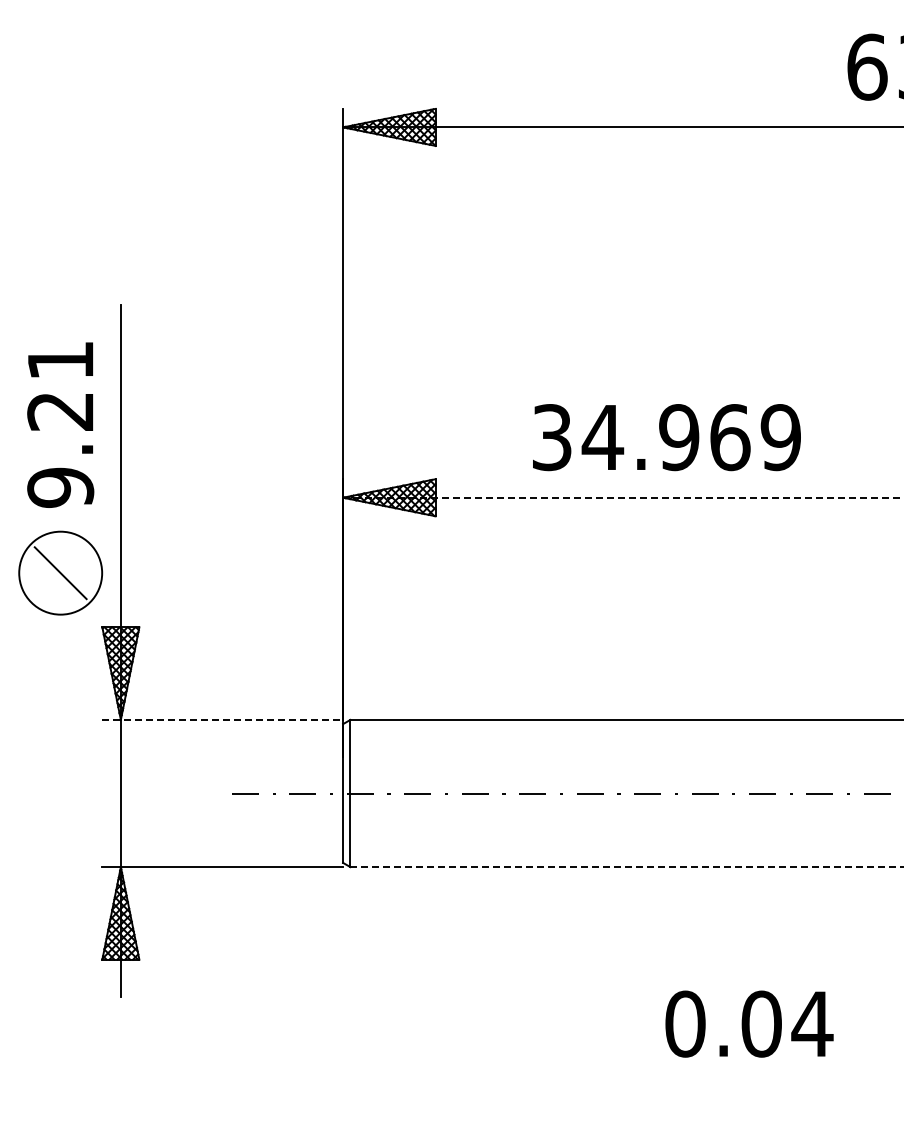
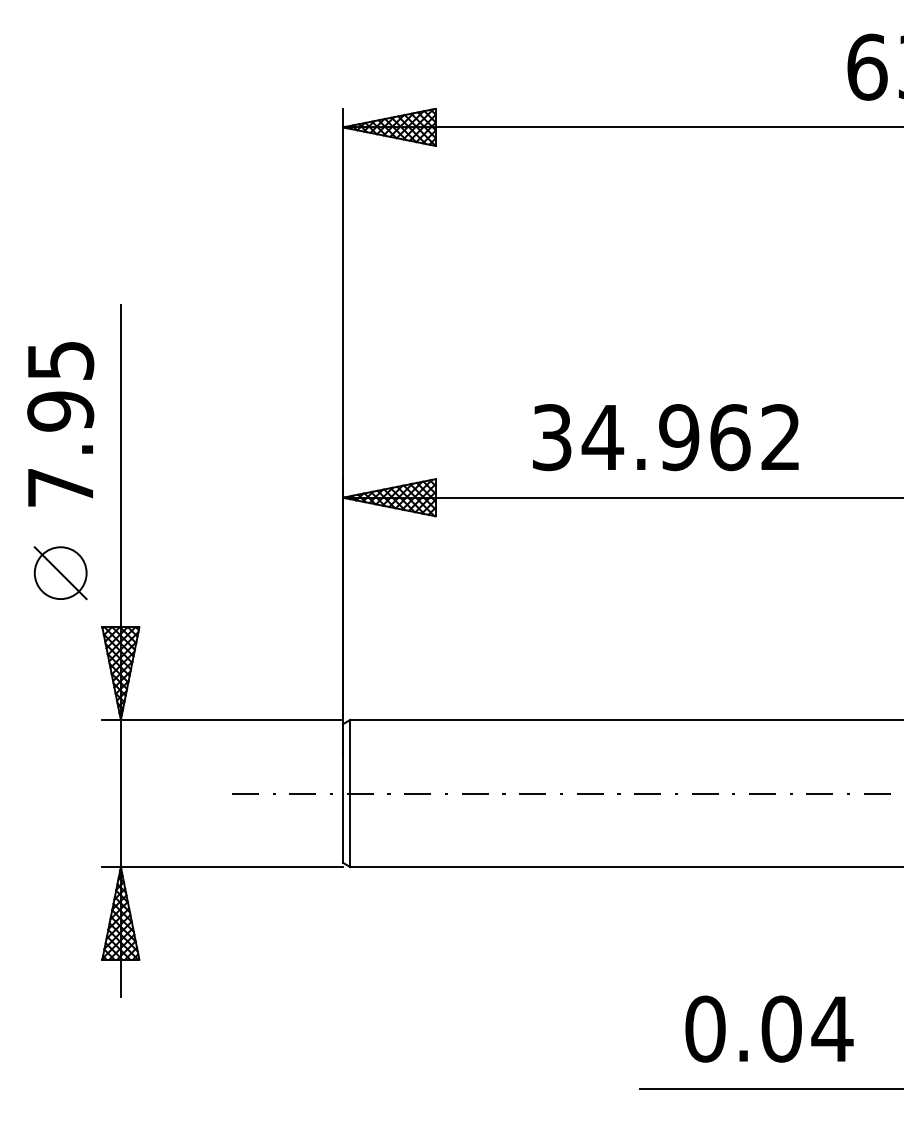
text: 9.21 -> 7.95 (60, 424)
text: 34.969 -> 34.962 (780, 437)
line: dashed -> solid (623, 497)
circle diameter: 83 px -> 52 px (60, 573)
line: dashed -> solid (223, 719)
line: dashed -> solid (627, 867)
text position: (749, 1023) -> (769, 1028) (769, 1028)
line: none -> present (770, 1089)
